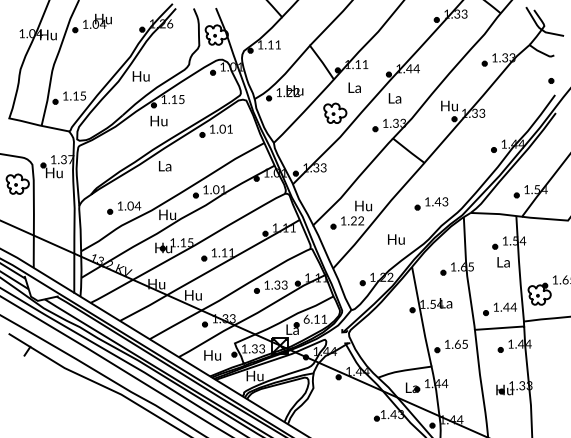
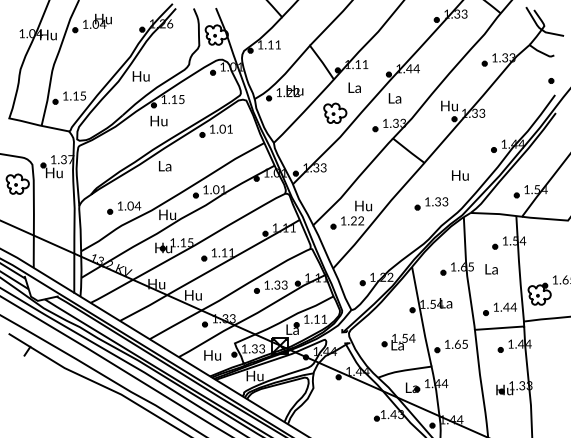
text: 1.43 -> 1.33 (437, 201)
text position: (396, 239) -> (460, 175) (460, 175)
text position: (503, 262) -> (491, 269) (491, 269)
text: 6.11 -> 1.11 (306, 318)
part: none -> present (398, 341)
